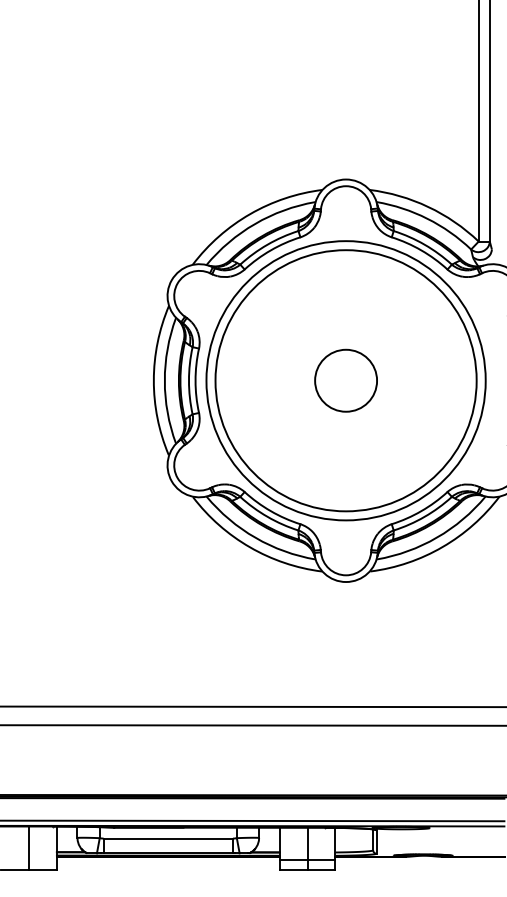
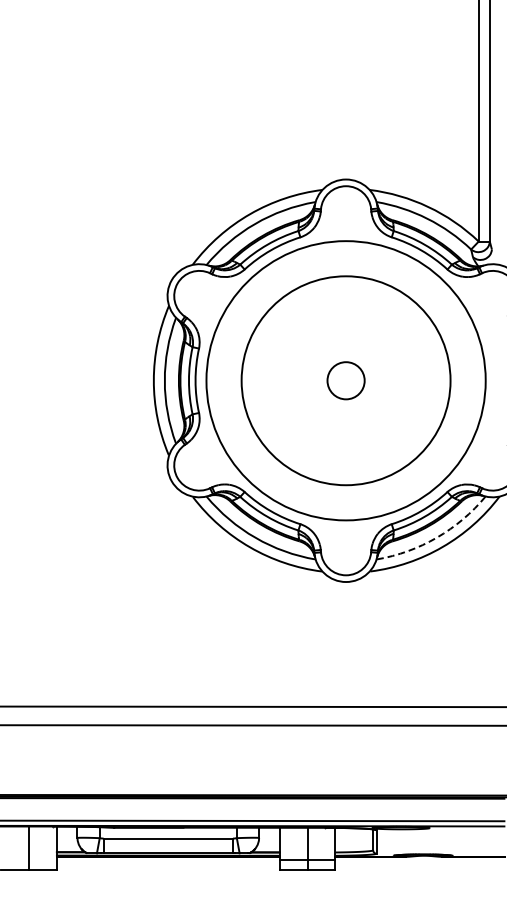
circle diameter: 261 px -> 209 px (345, 380)
circle diameter: 62 px -> 37 px (345, 380)
arc: solid -> dashed (436, 537)
